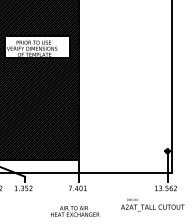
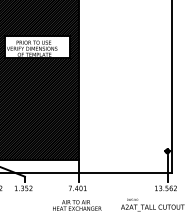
text position: (75, 211) -> (77, 205) (77, 205)
